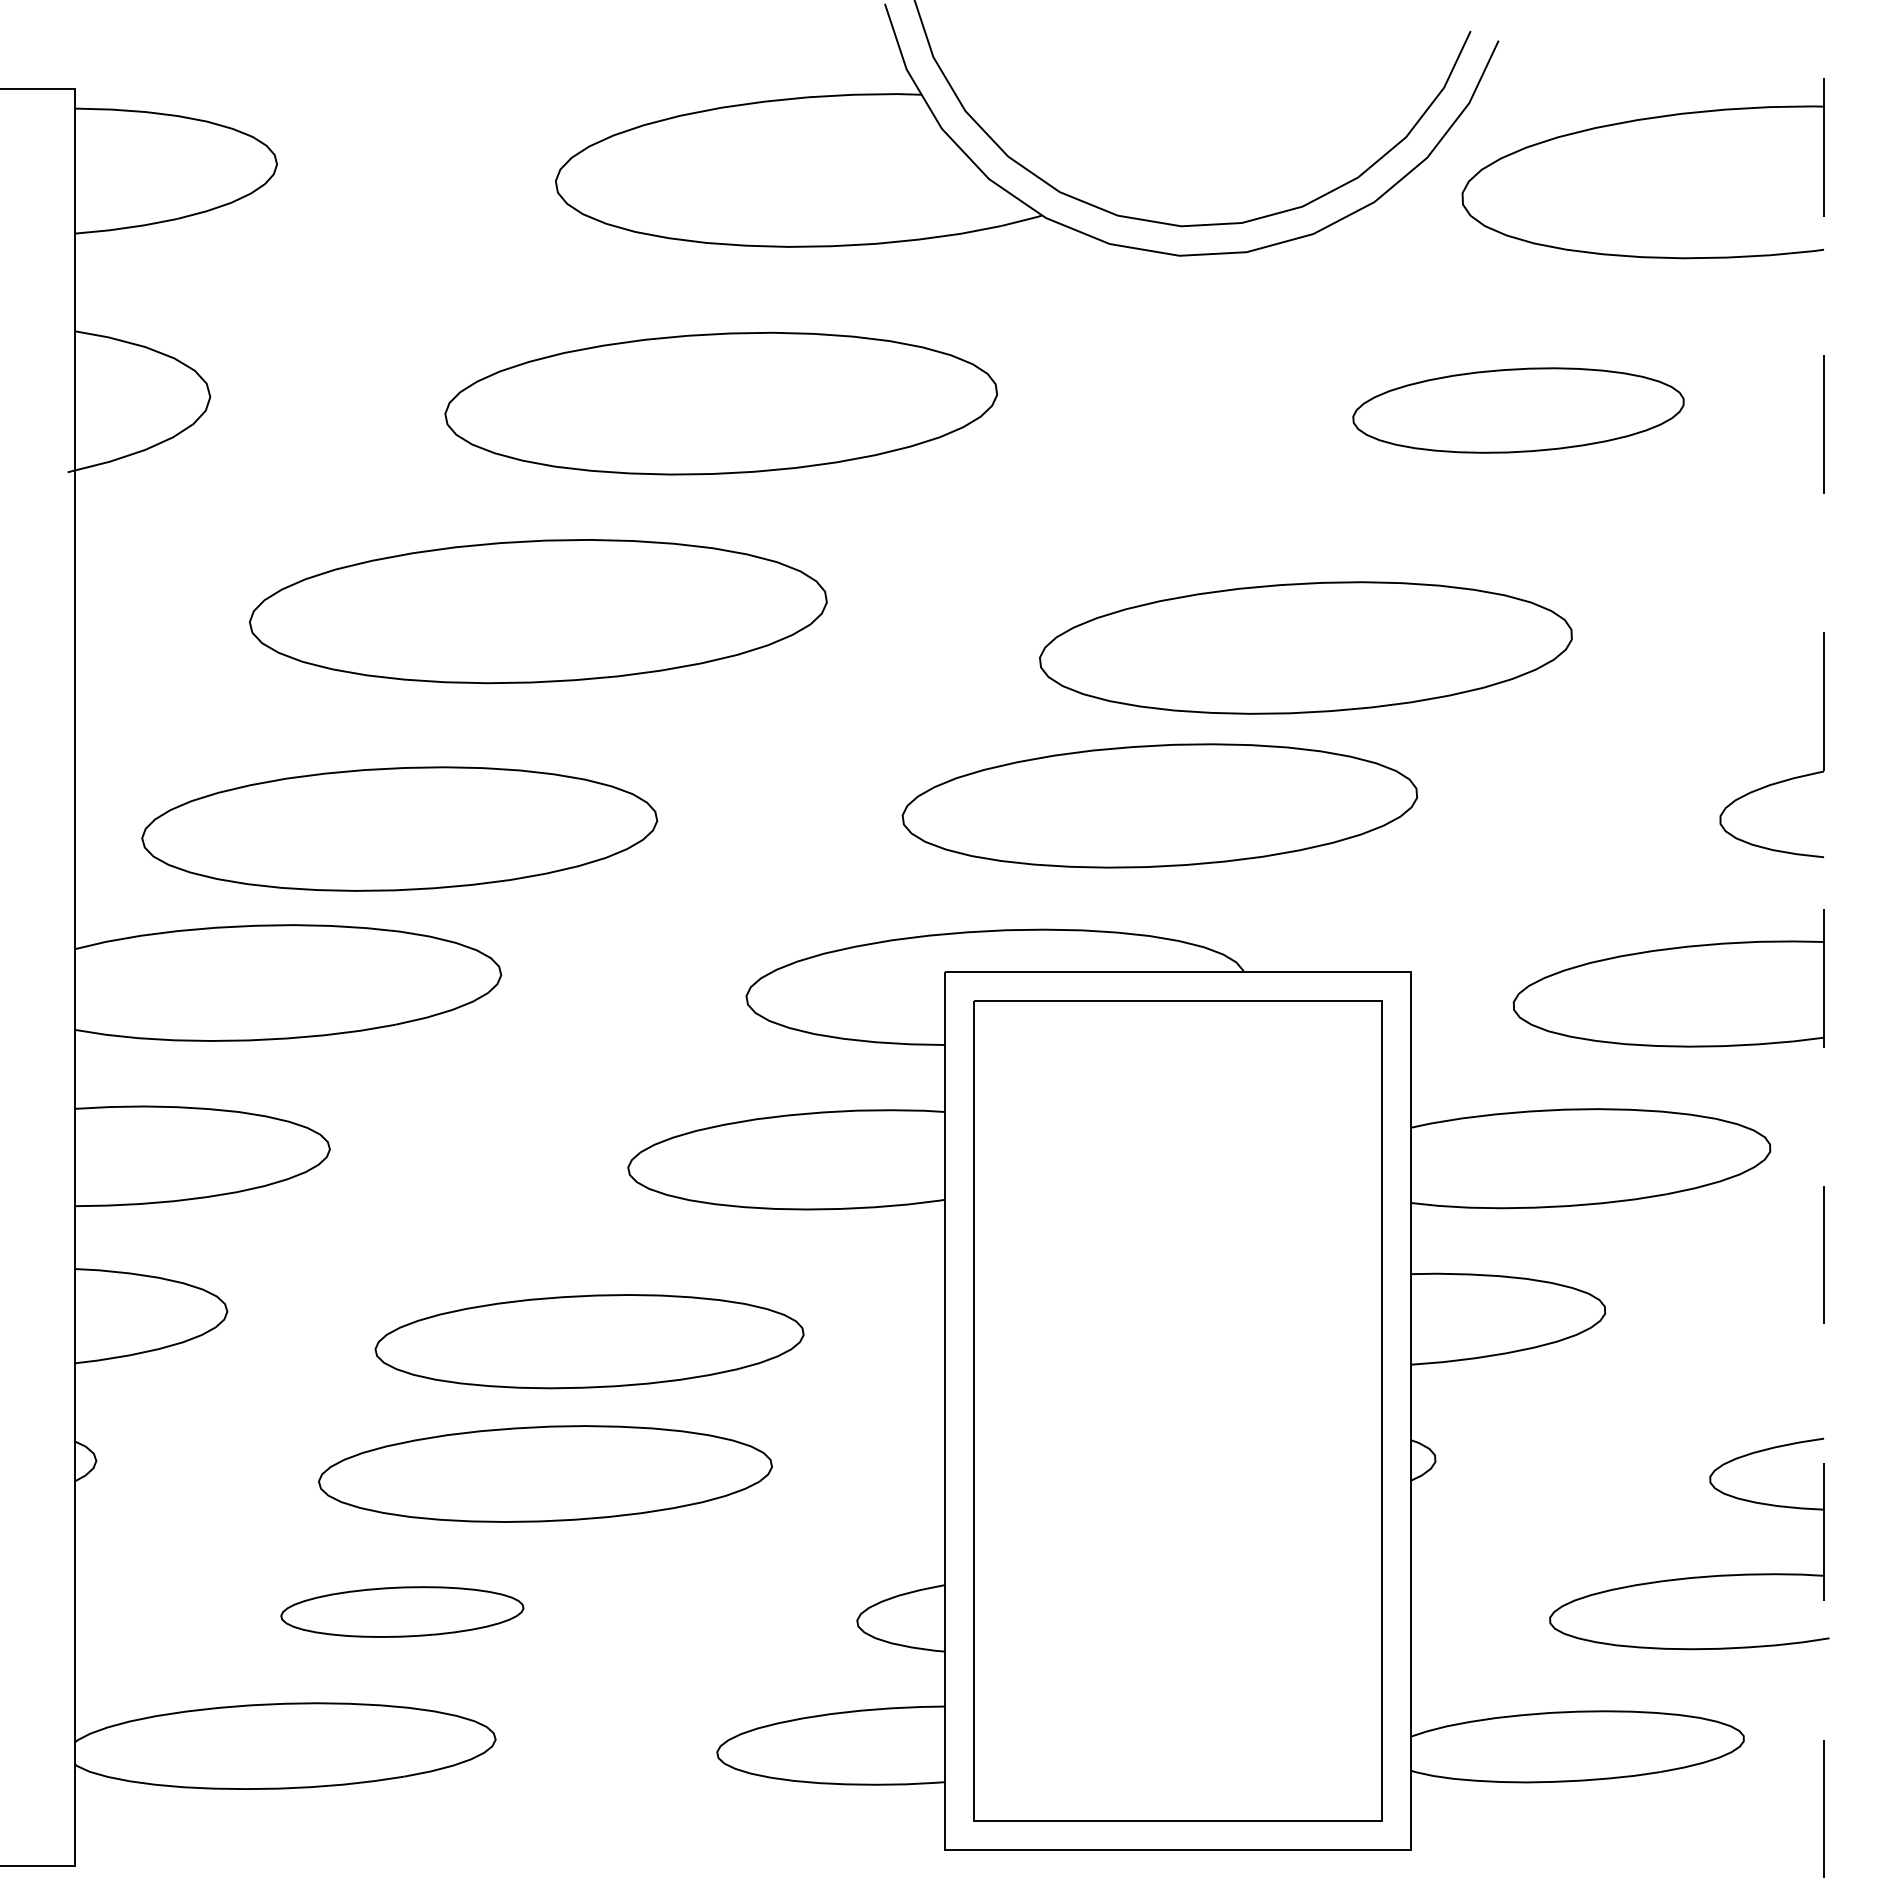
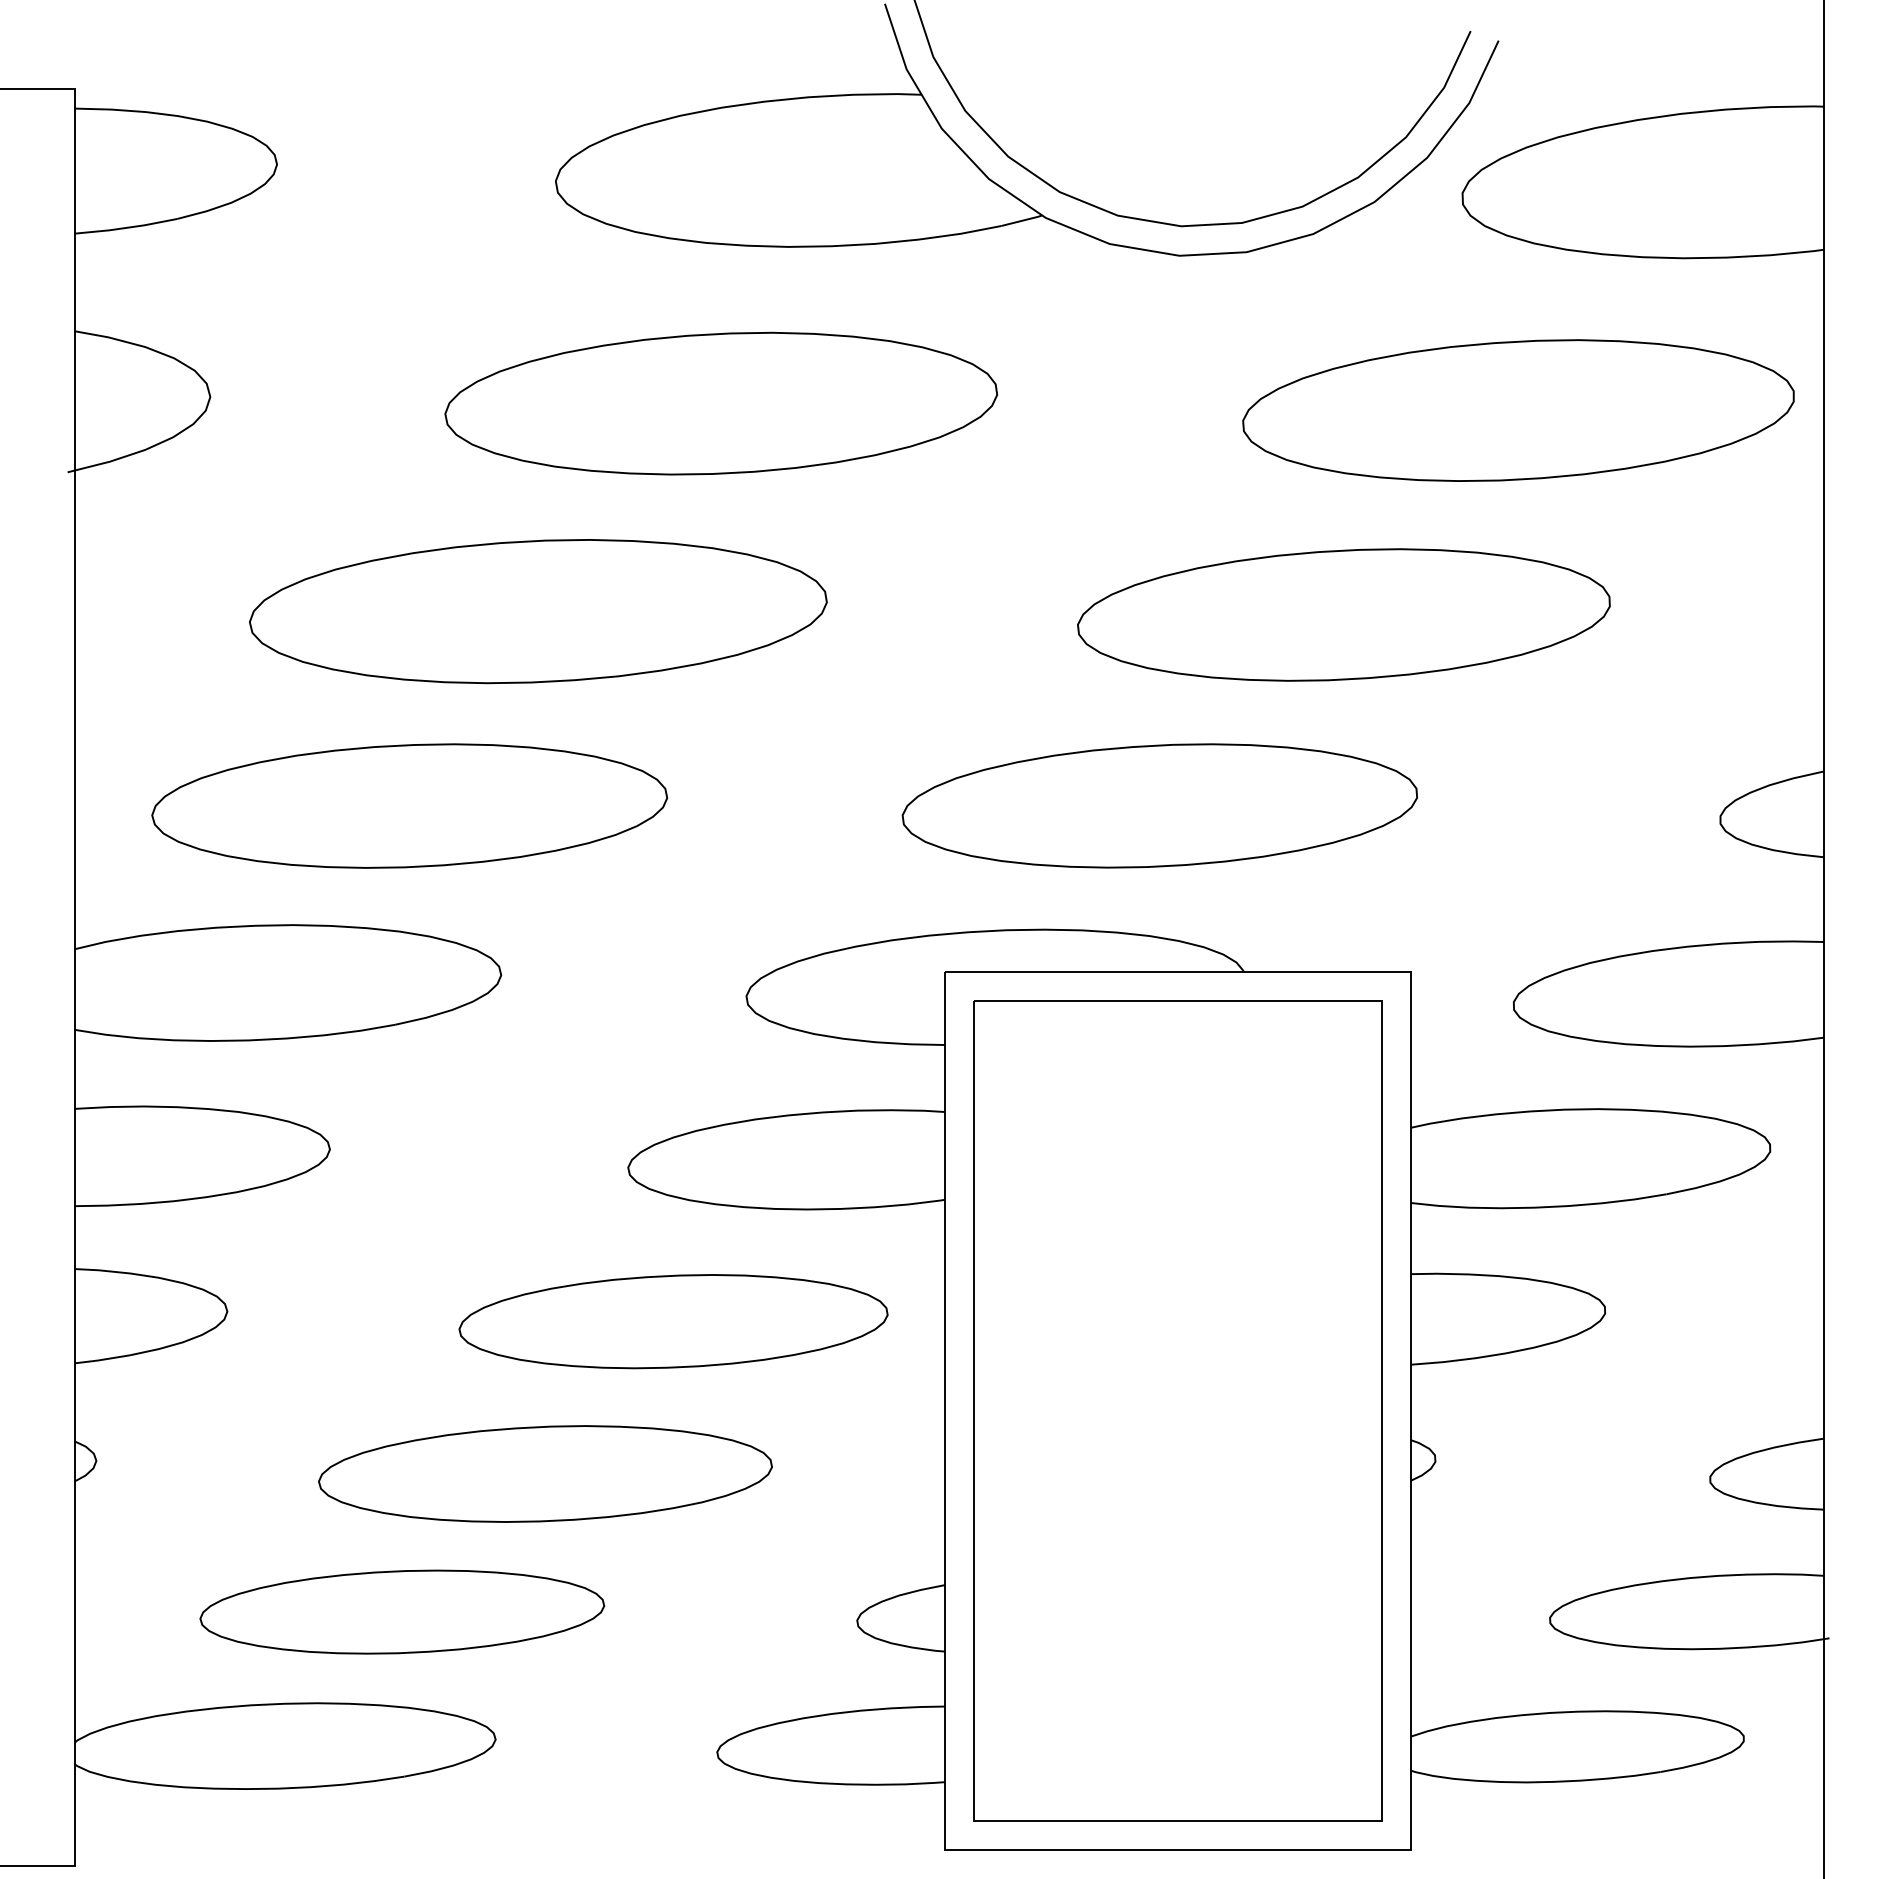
part size: 333x87 px -> 553x143 px (1518, 410)
part position: (1305, 647) -> (1343, 614) (1343, 614)
part position: (399, 828) -> (409, 805) (409, 805)
line: dashed -> solid (1824, 939)
part position: (589, 1341) -> (673, 1321) (673, 1321)
part size: 245x52 px -> 407x86 px (402, 1611)
